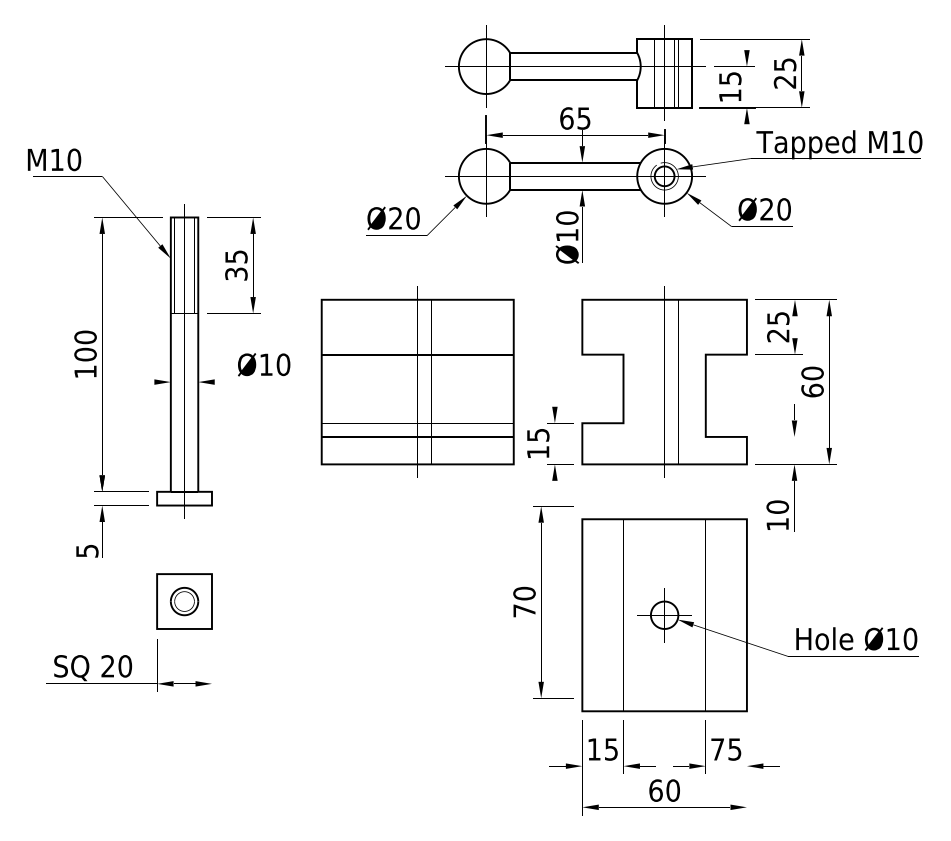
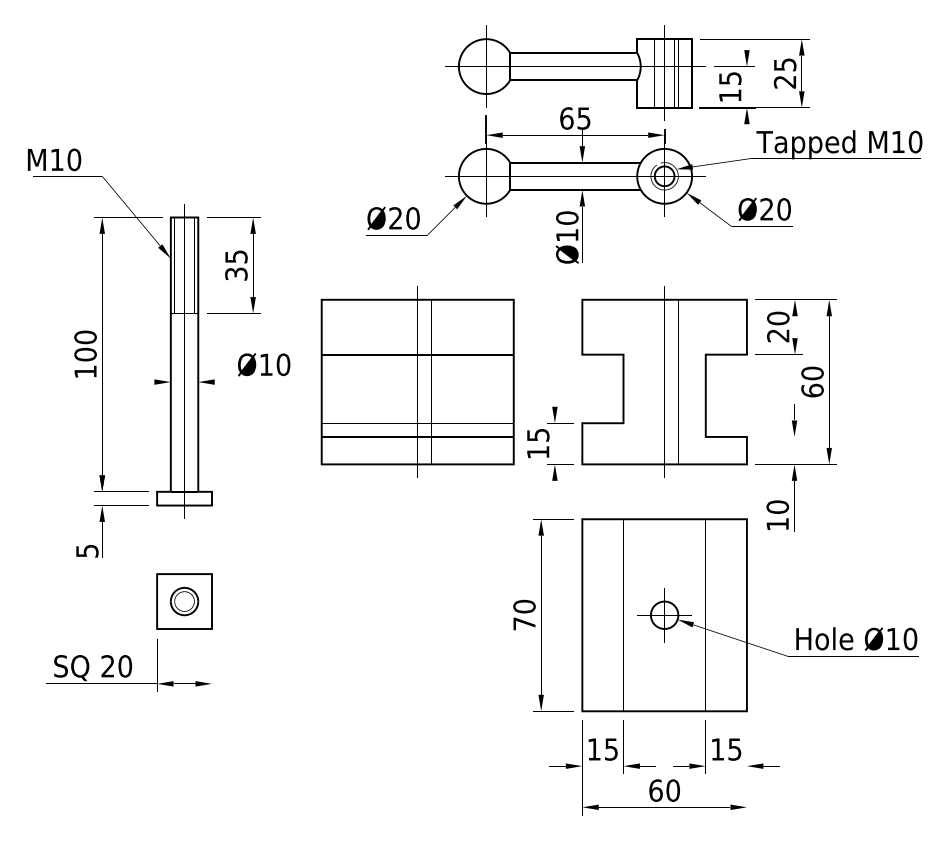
text: 25 -> 20 (778, 318)
text position: (543, 602) -> (543, 615) (543, 615)
text: 75 -> 15 (717, 749)
